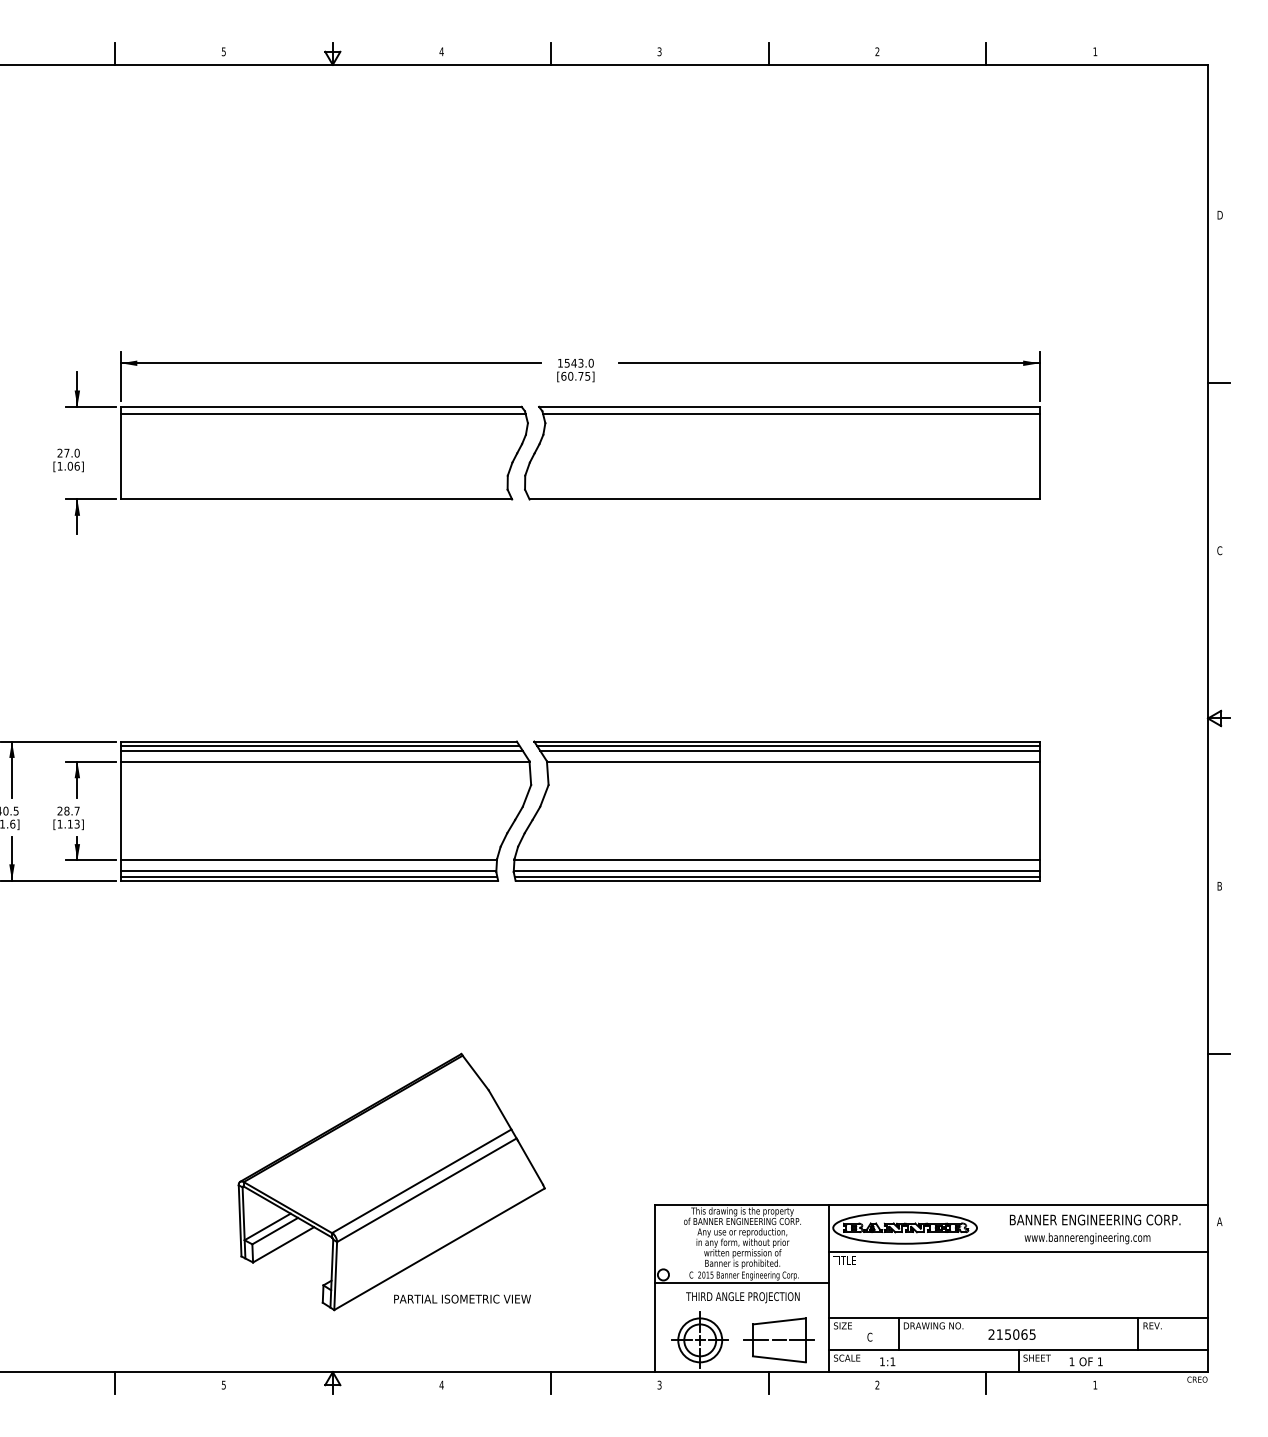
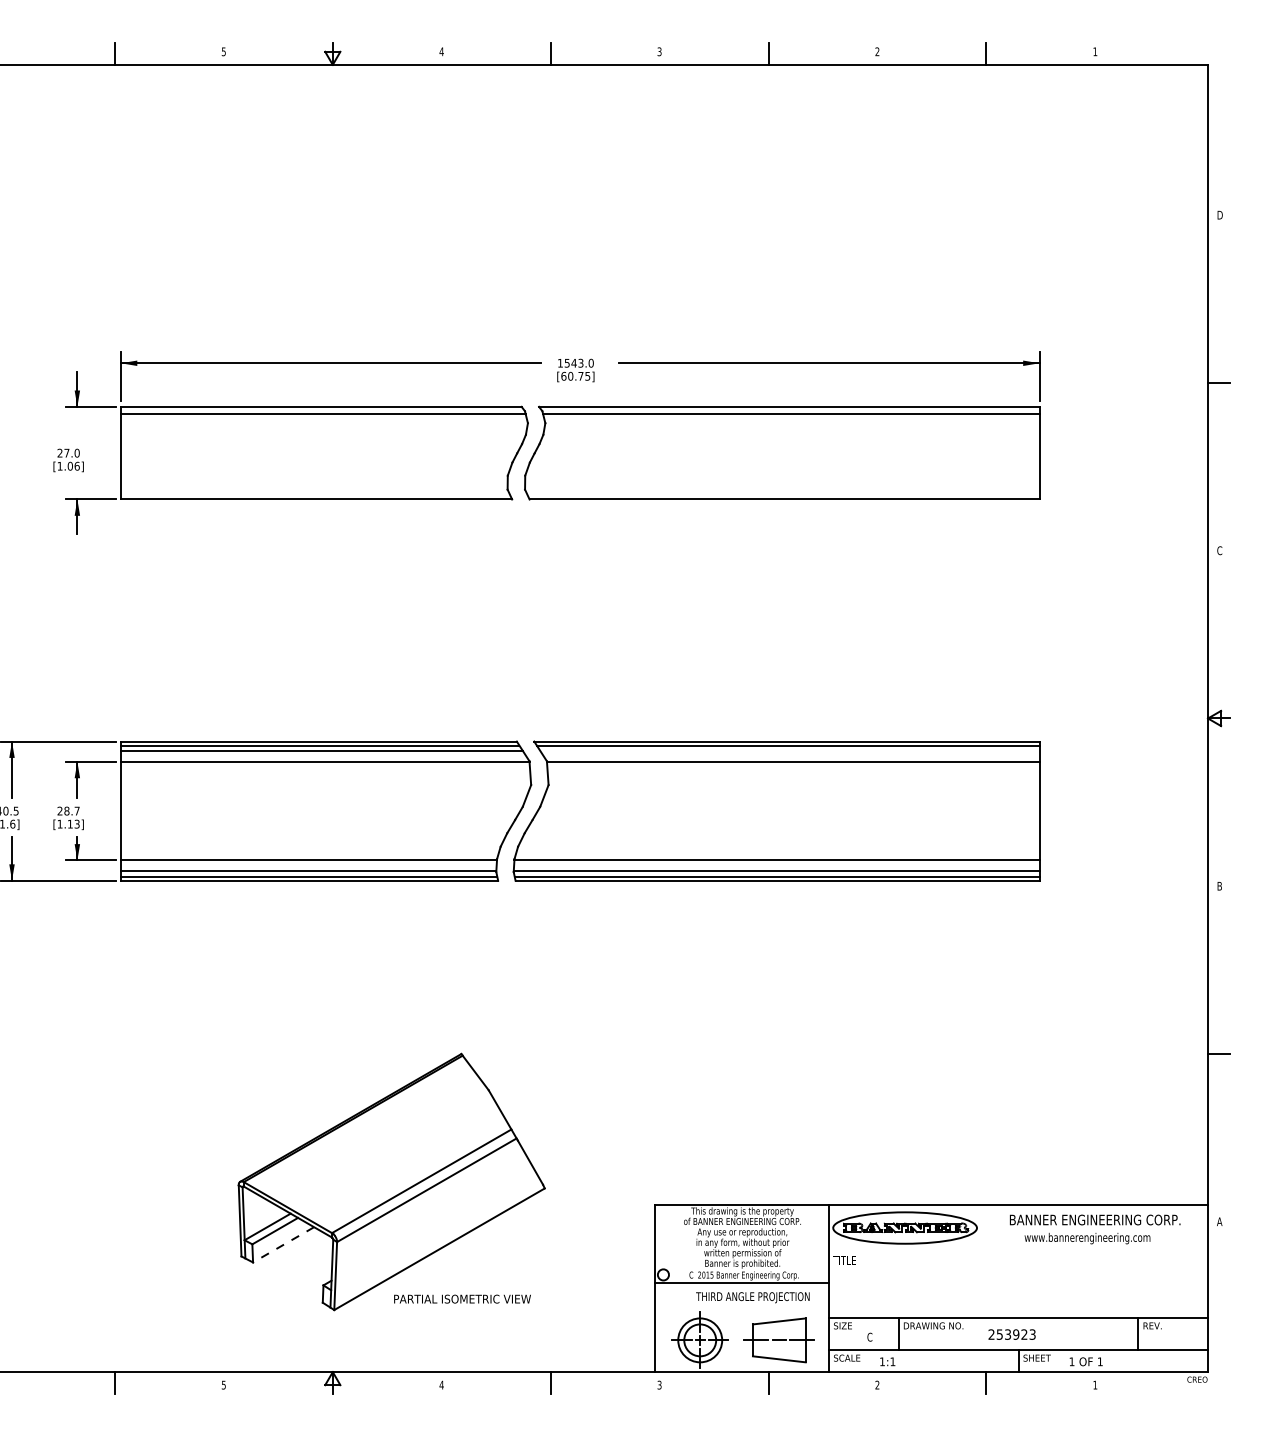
line: present -> none (789, 751)
line: solid -> dashed (283, 1245)
line: present -> none (1018, 1251)
text position: (742, 1297) -> (752, 1297) (752, 1297)
text: 215065 -> 253923 (1015, 1334)
